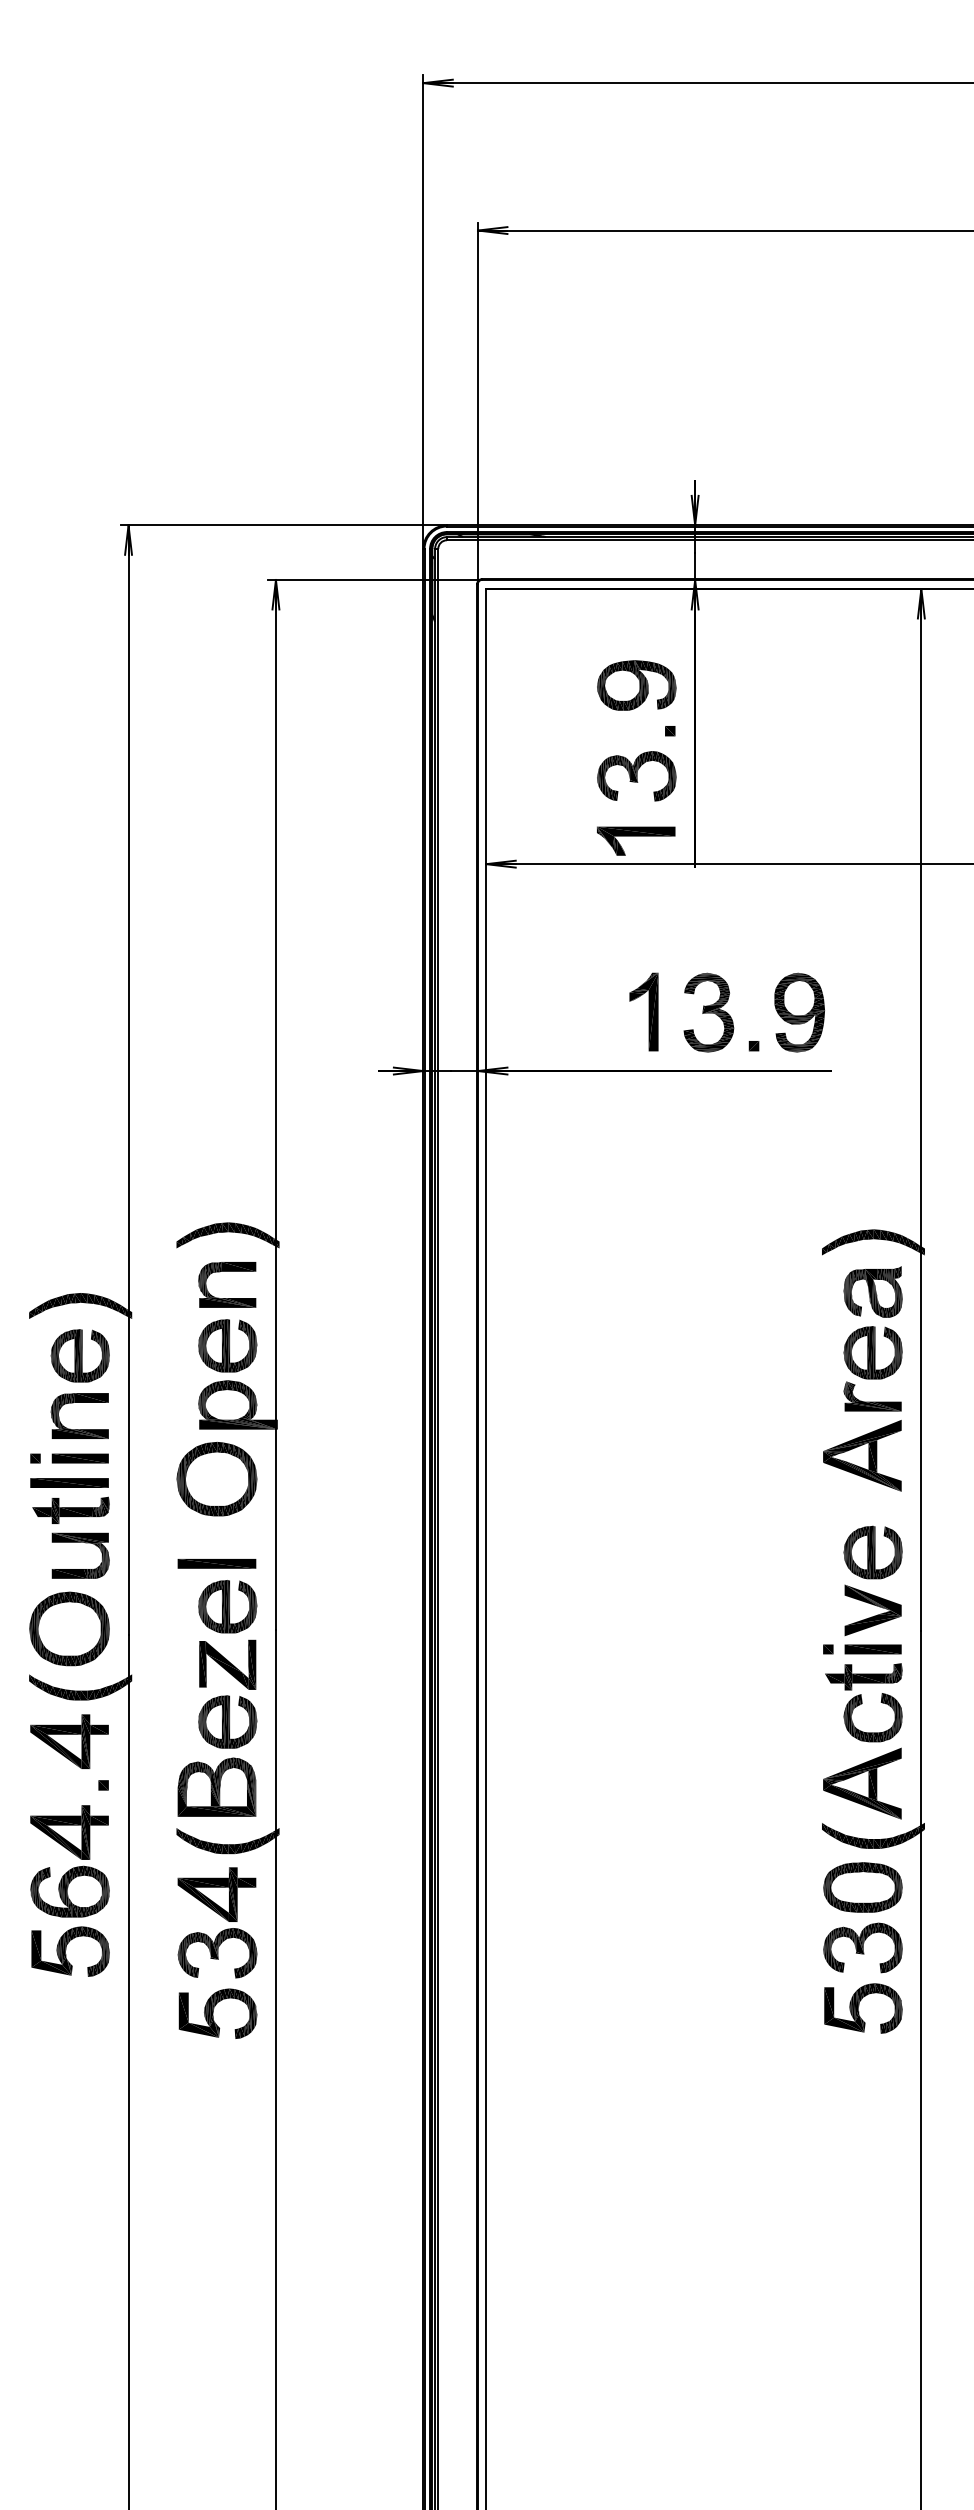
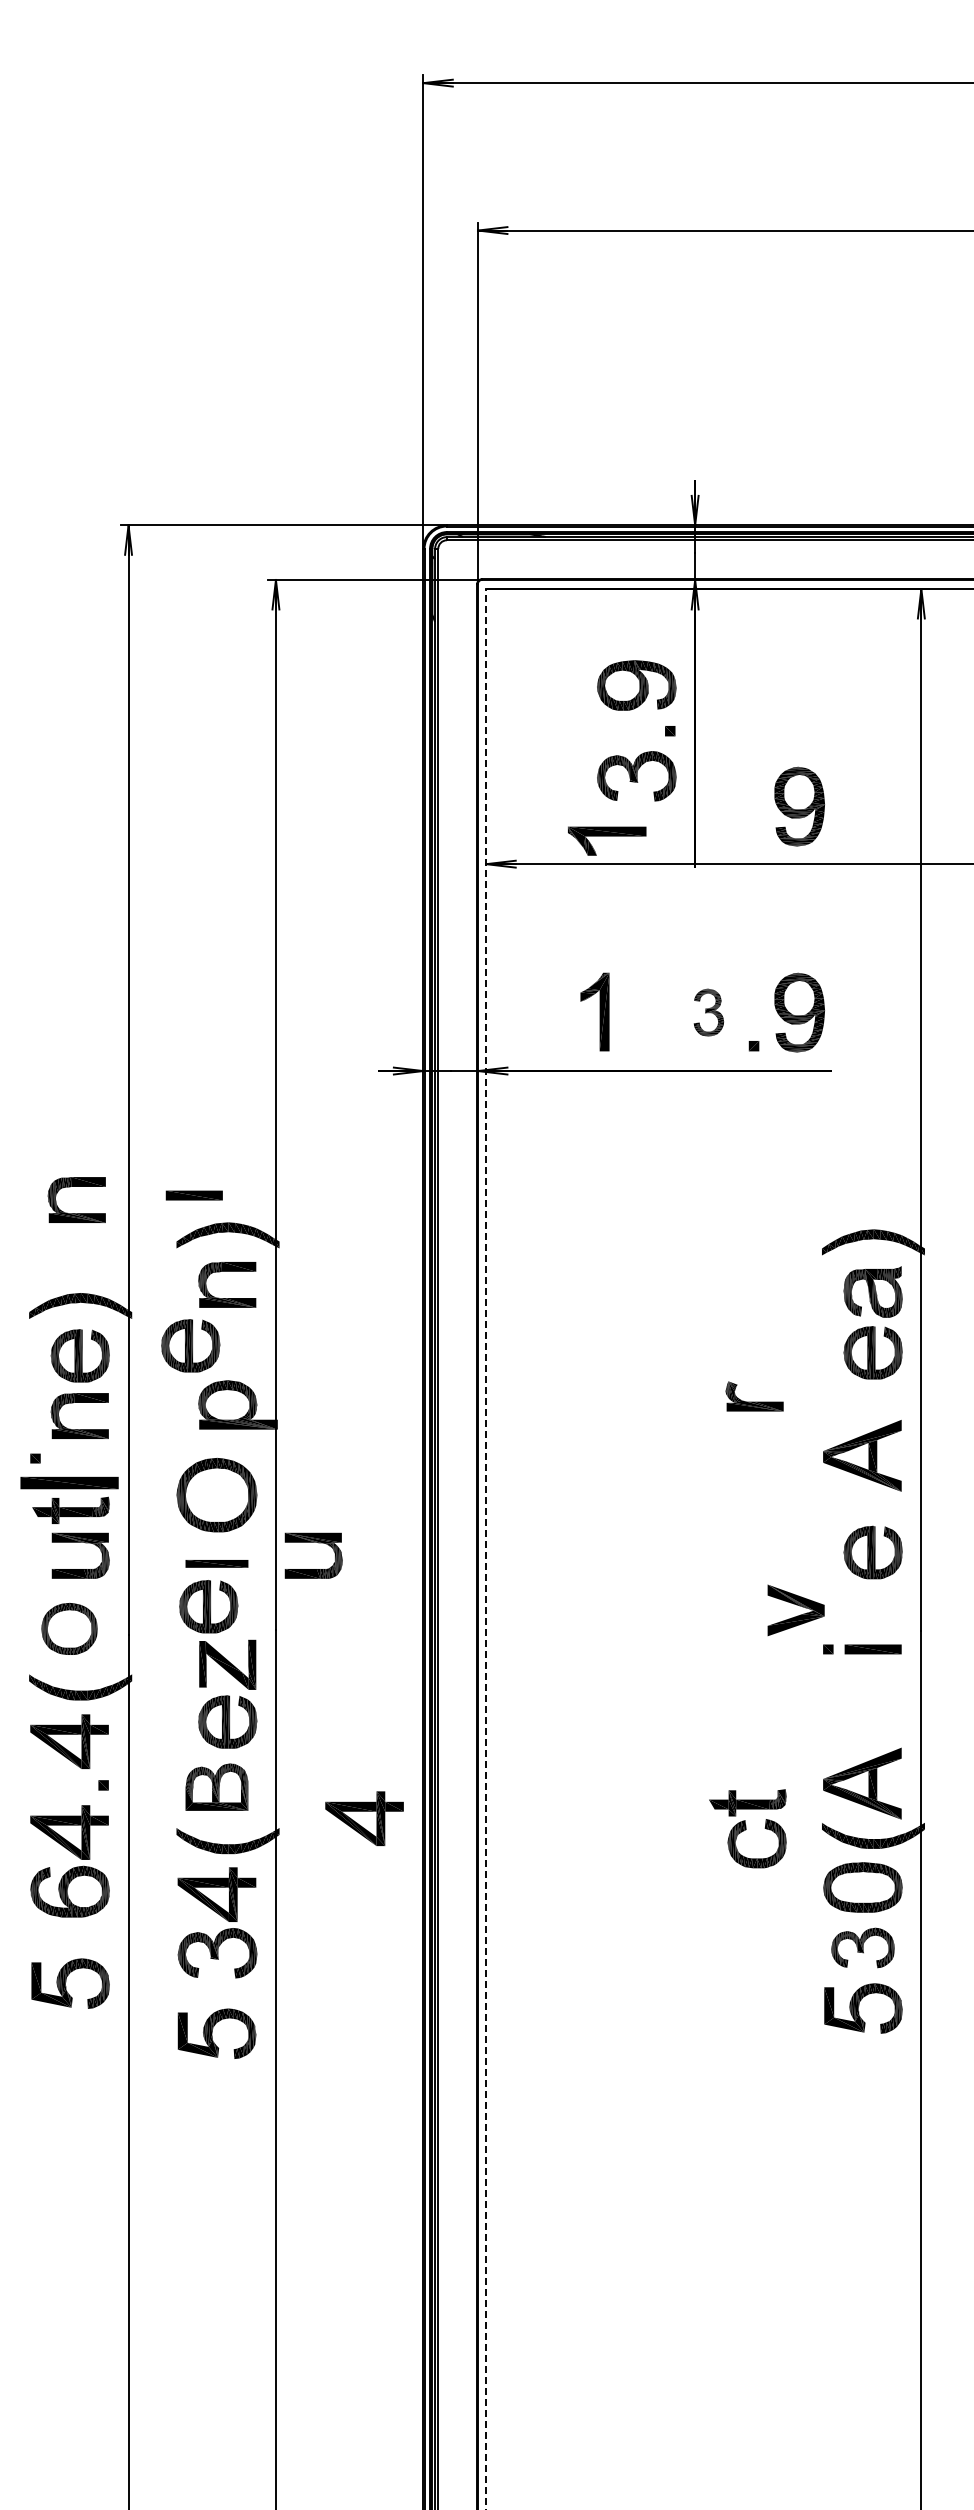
part: none -> present (799, 806)
part position: (636, 840) -> (607, 840) (607, 840)
part position: (643, 1011) -> (594, 1011) (594, 1011)
part size: 52x81 px -> 31x49 px (708, 1012)
part: none -> present (76, 1186)
part position: (227, 1345) -> (190, 1345) (190, 1345)
part position: (872, 1396) -> (754, 1396) (754, 1396)
part position: (79, 1458) -> (193, 1195) (193, 1195)
part position: (216, 1478) -> (216, 1494) (216, 1494)
part size: 79x10 px -> 99x14 px (69, 1482)
part: none -> present (313, 1542)
line: solid -> dashed (486, 1549)
part size: 80x10 px -> 64x8 px (216, 1563)
part position: (227, 1606) -> (208, 1606) (208, 1606)
part position: (872, 1609) -> (795, 1609) (795, 1609)
part size: 81x76 px -> 57x53 px (69, 1628)
part position: (863, 1702) -> (747, 1828) (747, 1828)
part size: 80x60 px -> 64x48 px (216, 1786)
part: none -> present (364, 1818)
part size: 80x52 px -> 64x42 px (862, 1947)
part position: (70, 1951) -> (70, 1983) (70, 1983)
part position: (217, 2013) -> (216, 2033) (216, 2033)
